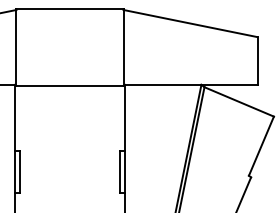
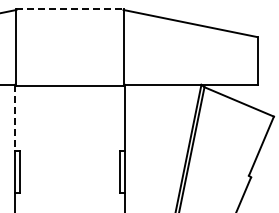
line: solid -> dashed (69, 9)
line: solid -> dashed (15, 117)
